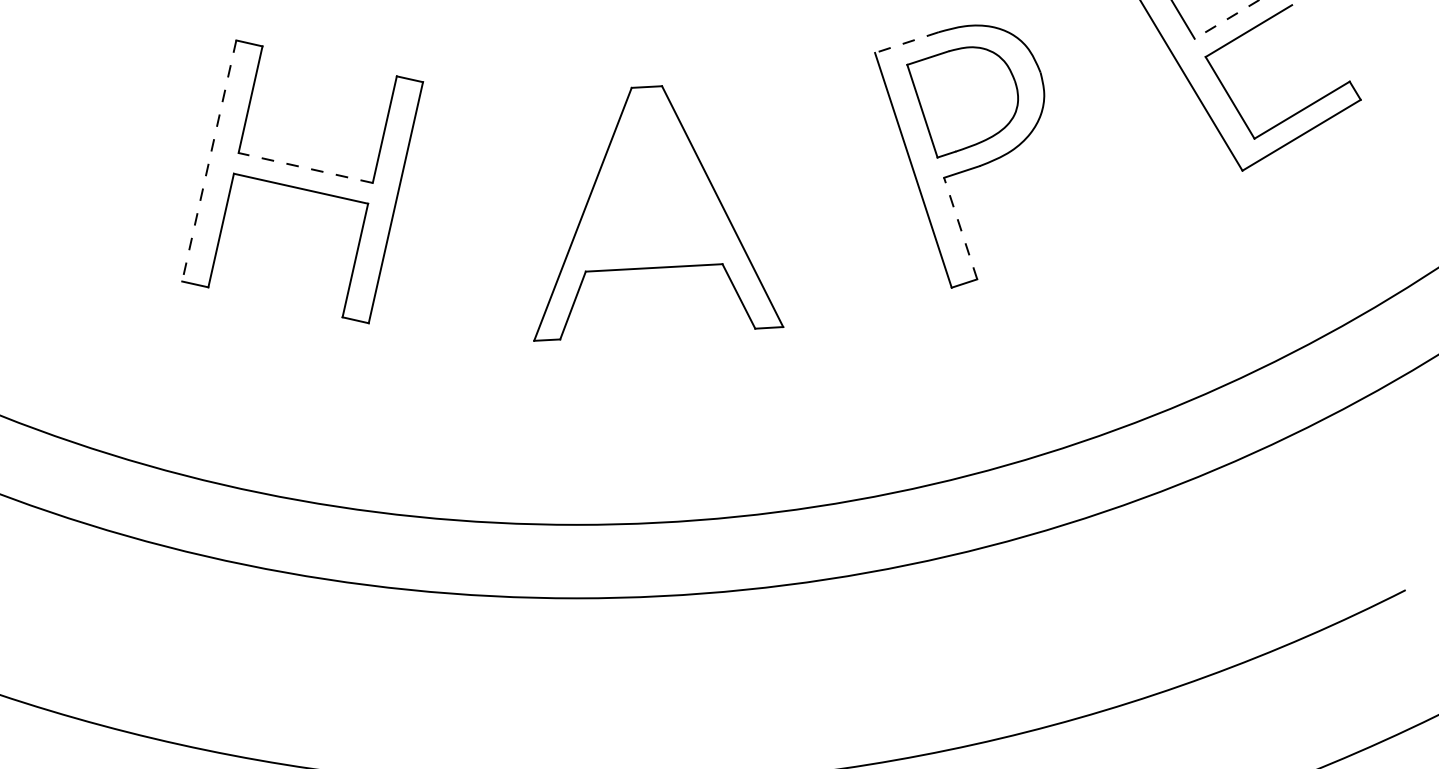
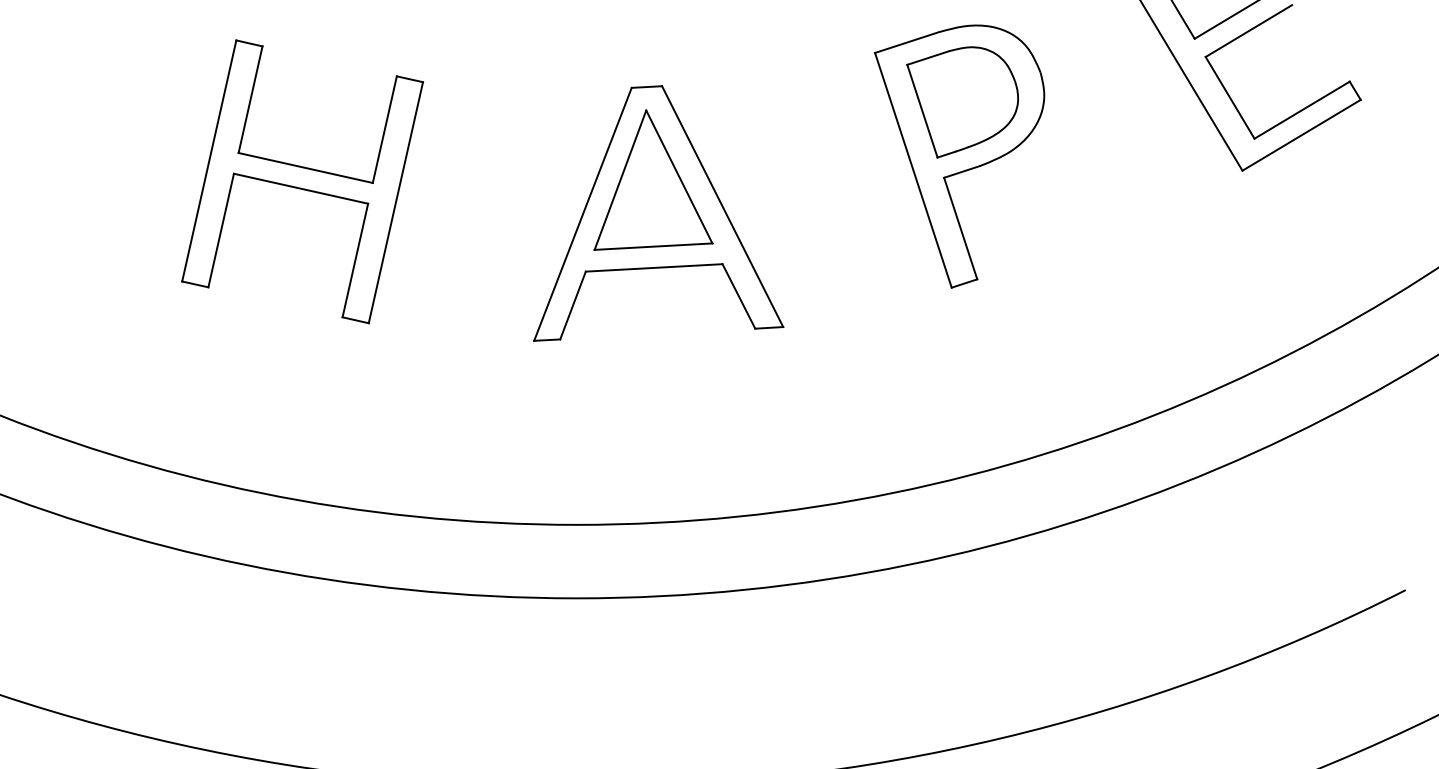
line: dashed -> solid (1226, 19)
line: dashed -> solid (906, 42)
line: dashed -> solid (209, 160)
line: dashed -> solid (305, 168)
part: none -> present (653, 179)
line: dashed -> solid (960, 228)
